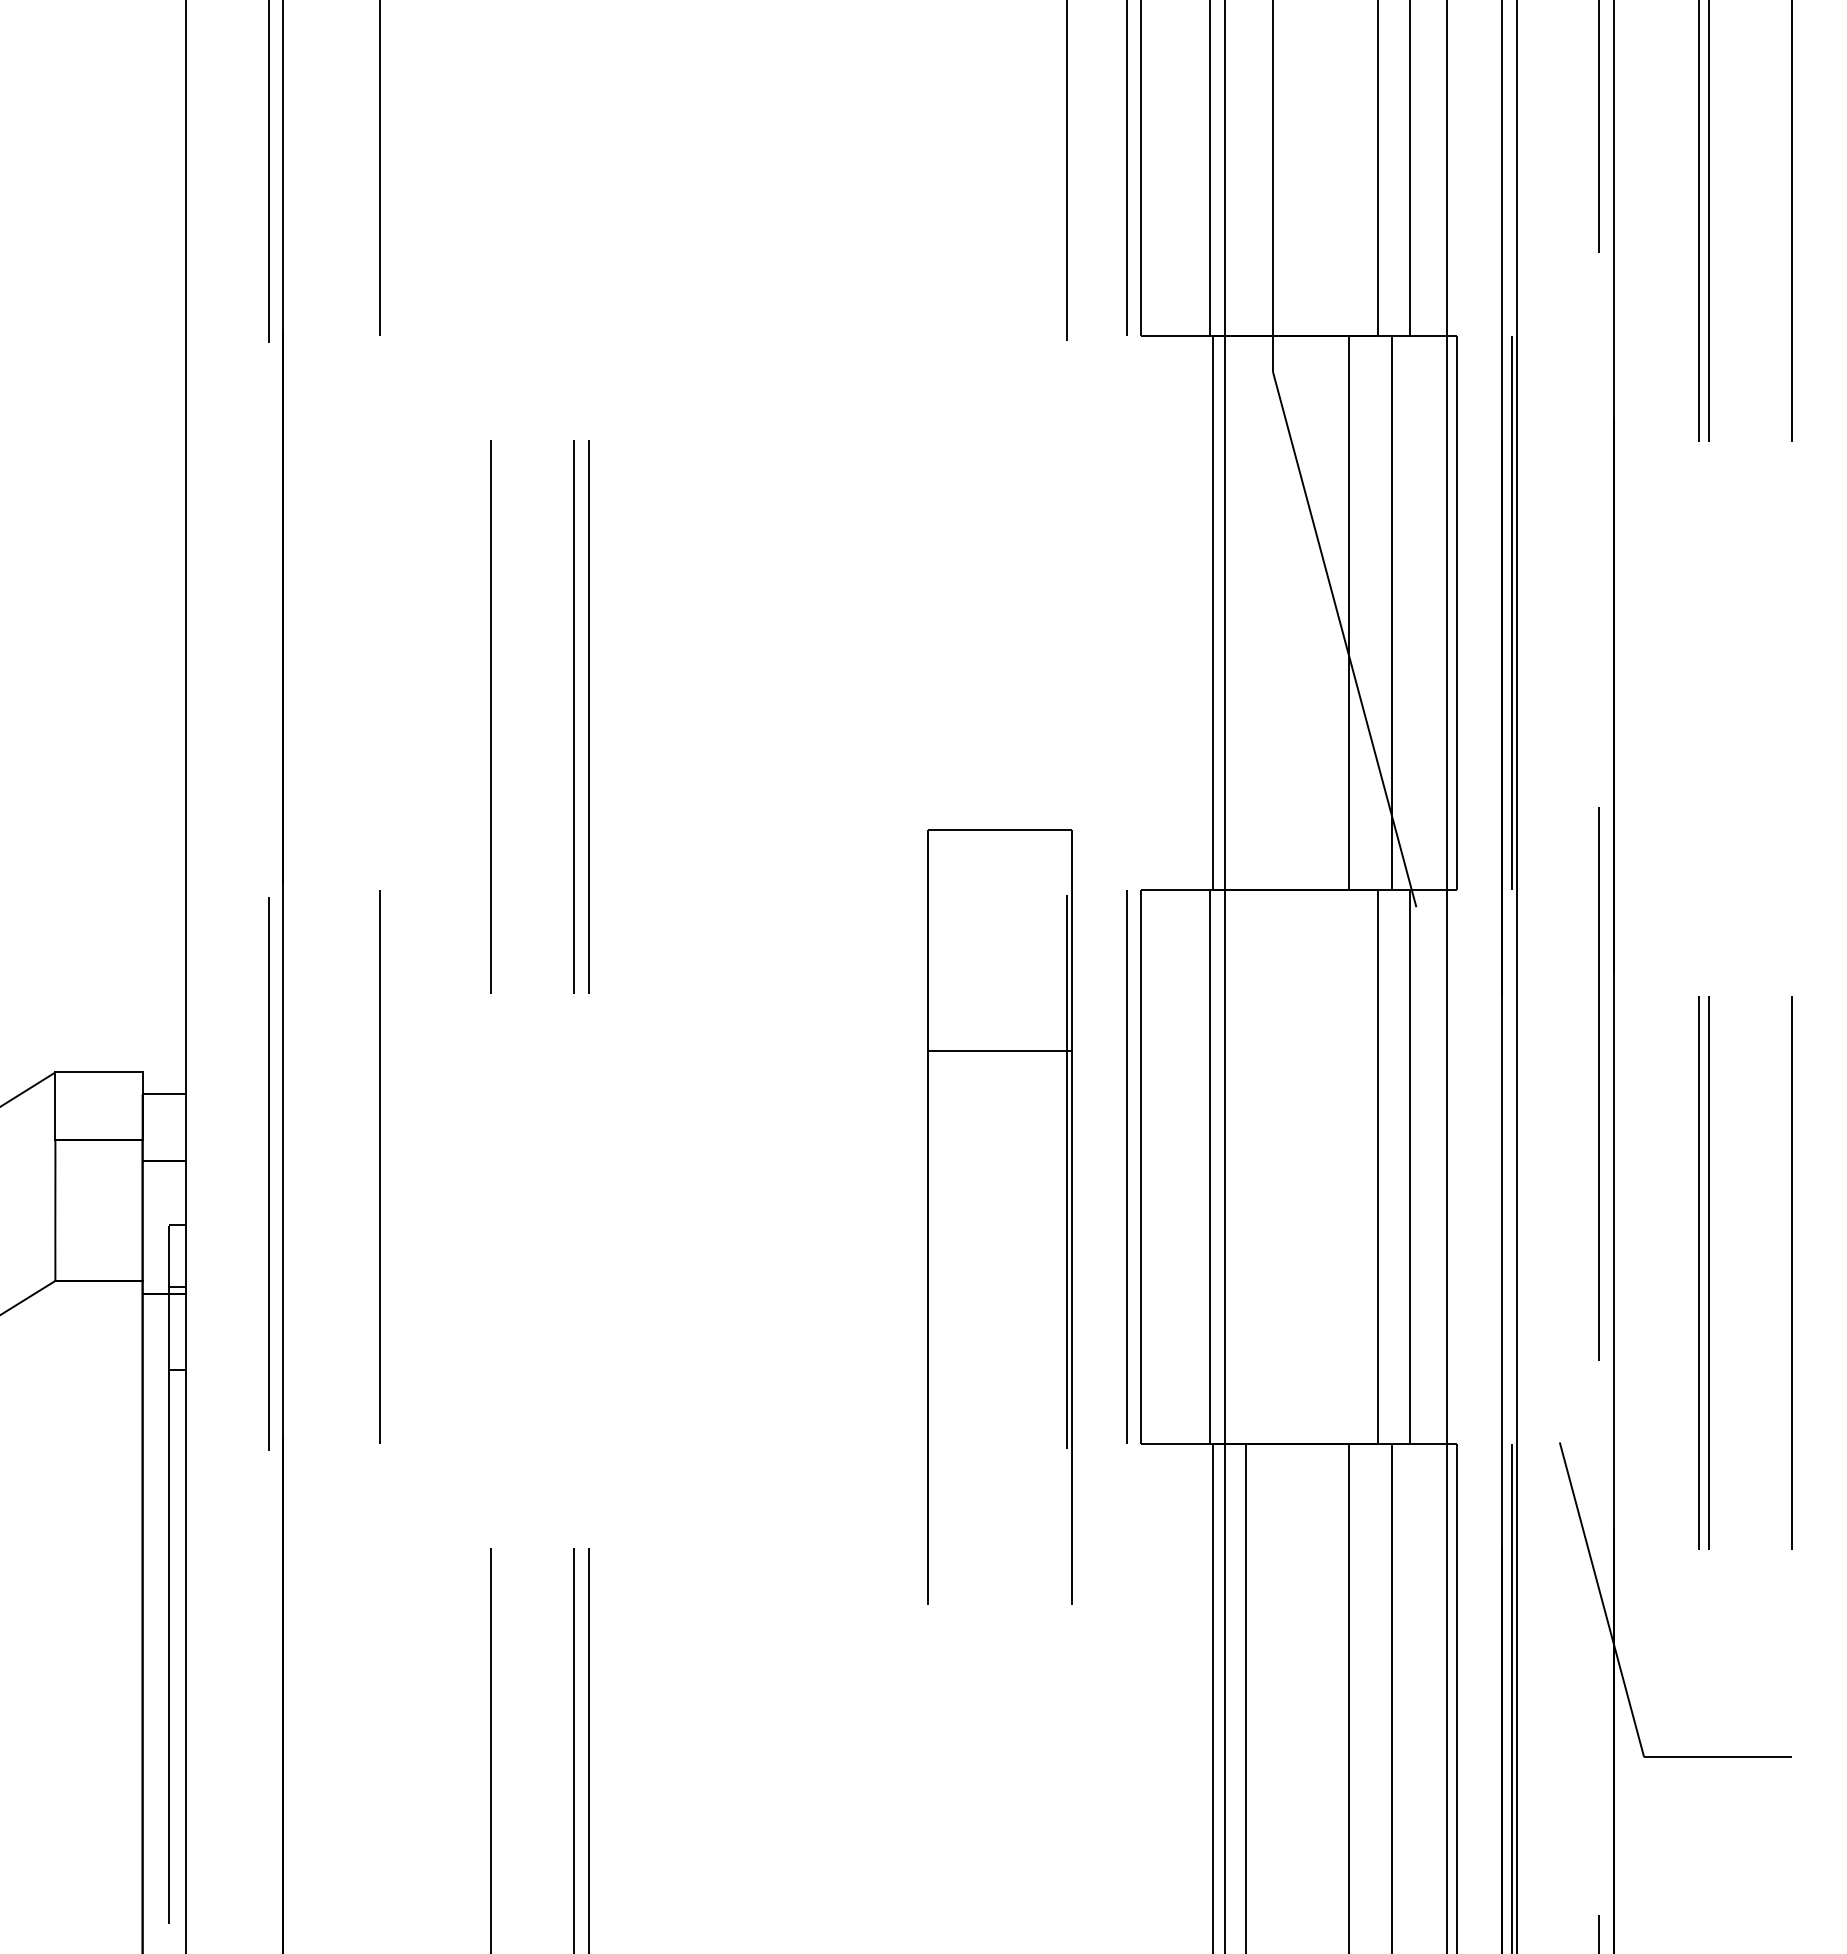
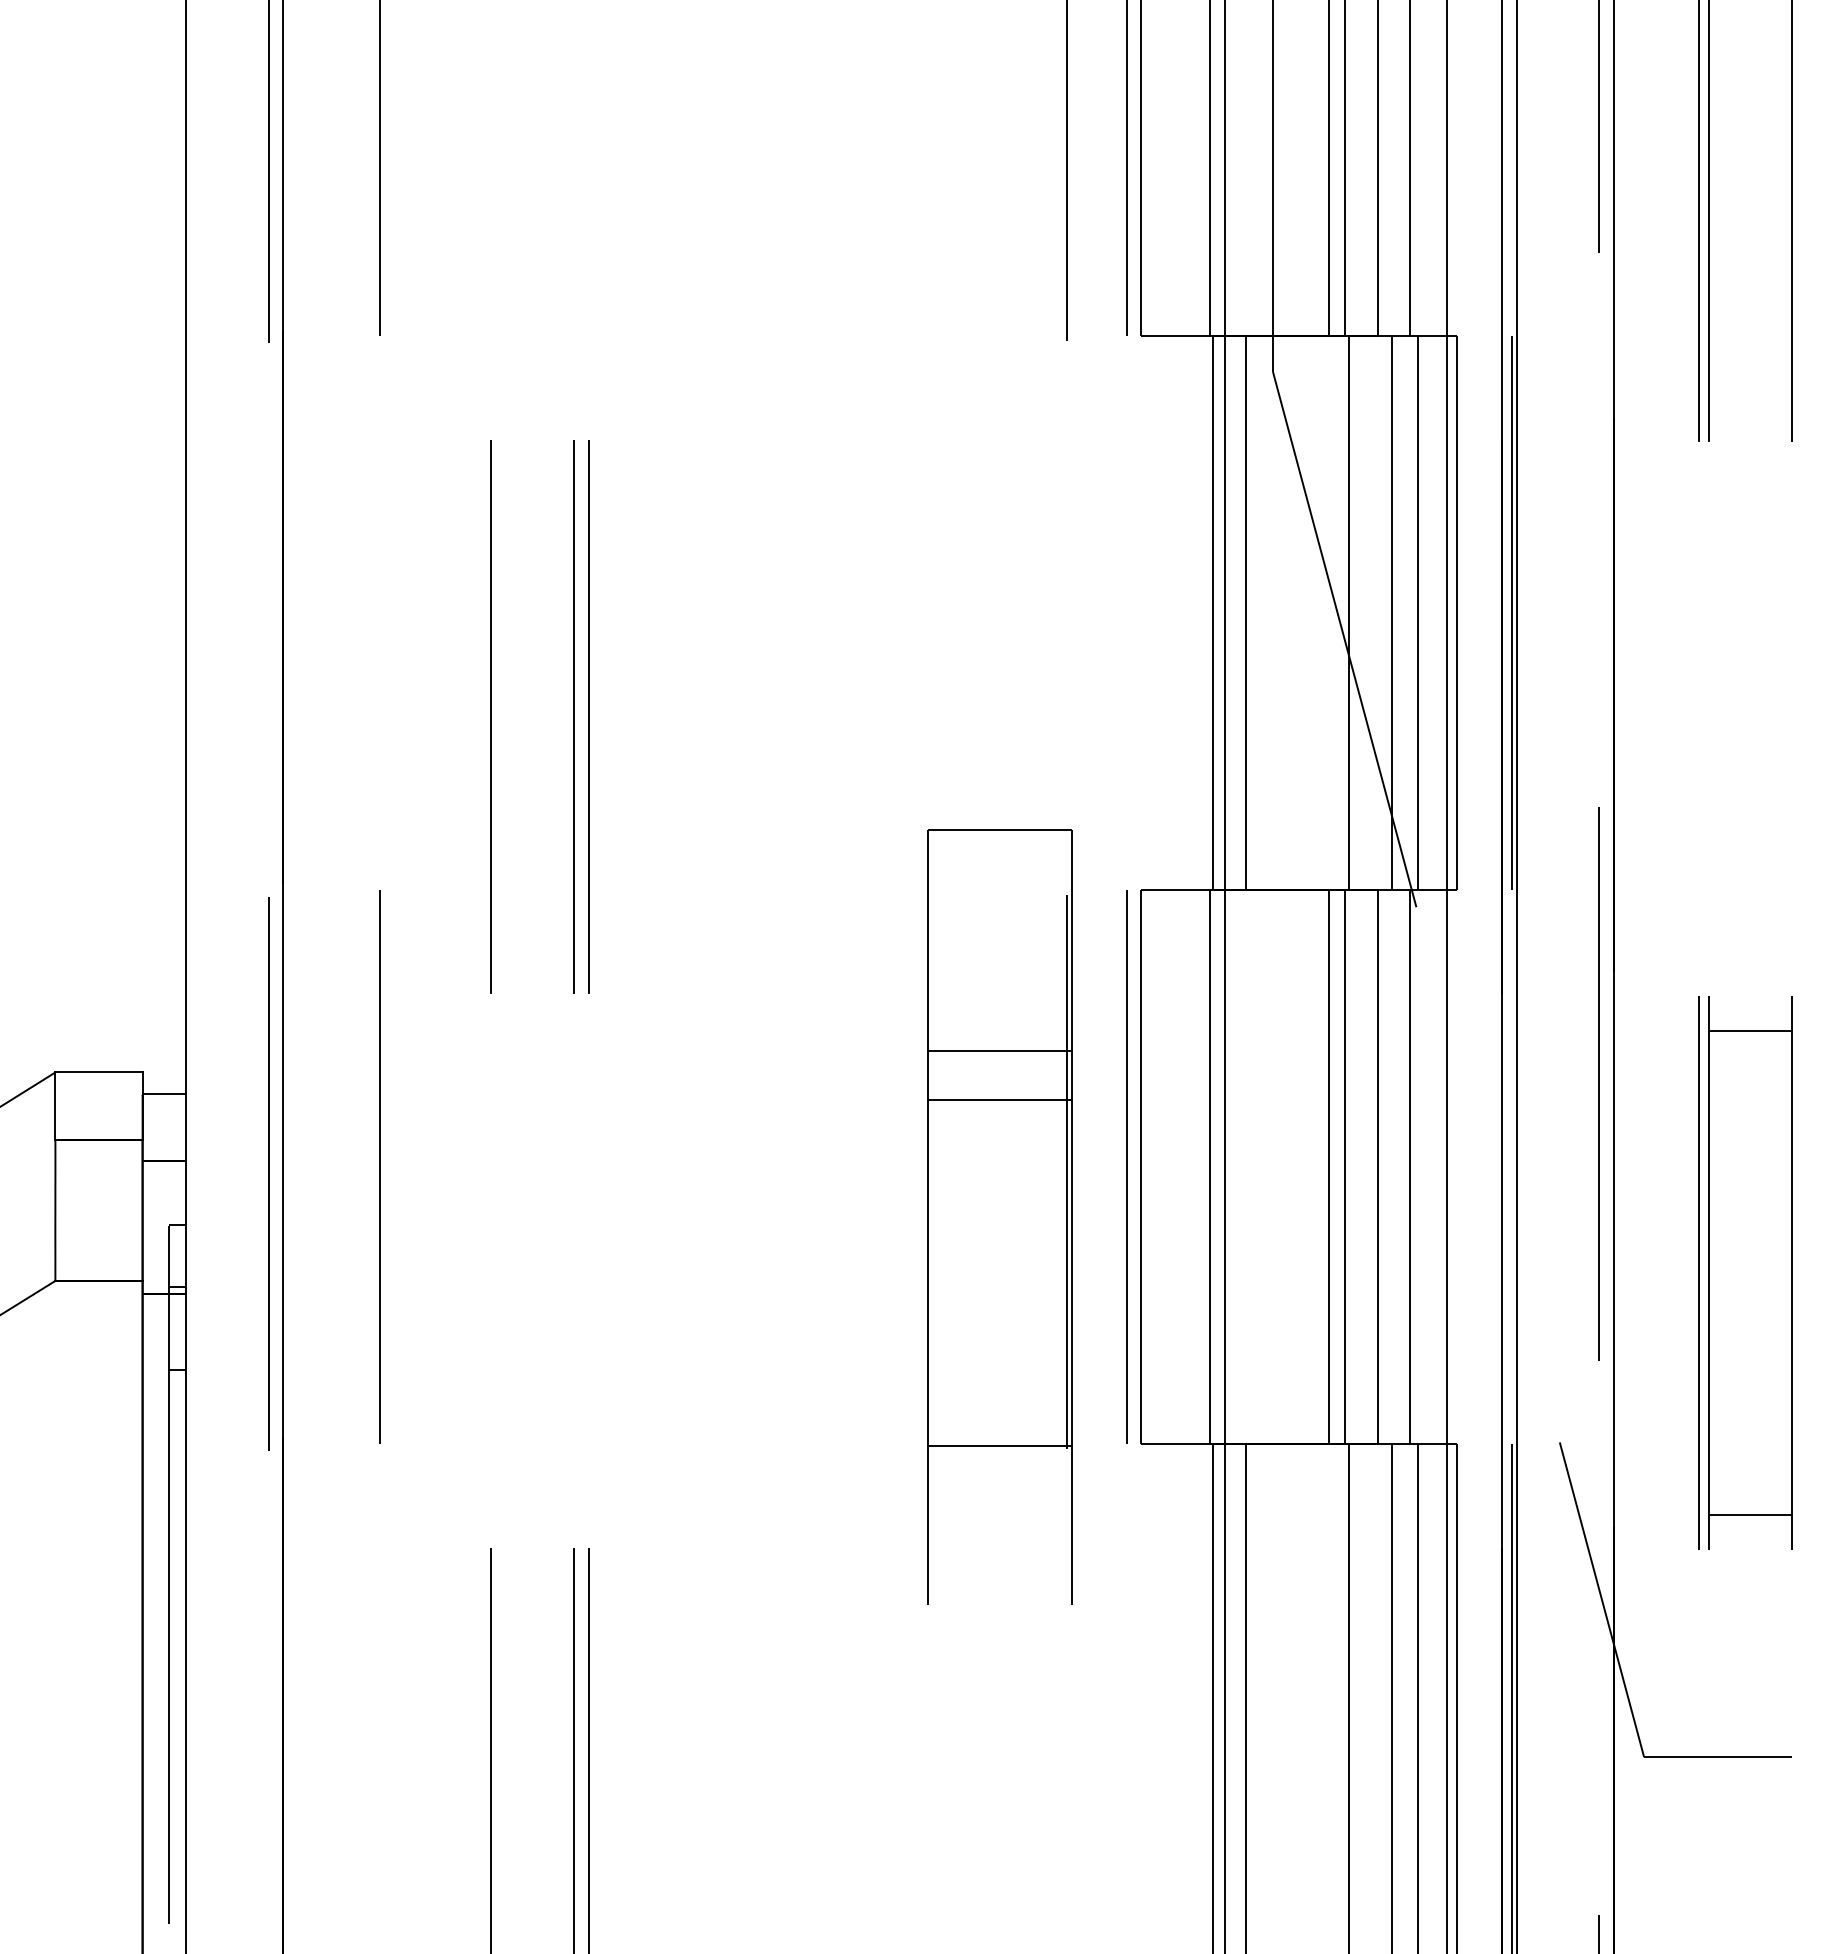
line: none -> present (1328, 168)
line: none -> present (1344, 168)
line: none -> present (1246, 612)
line: none -> present (1418, 612)
line: none -> present (1749, 1030)
line: none -> present (999, 1099)
line: none -> present (1328, 1166)
line: none -> present (1344, 1166)
line: none -> present (999, 1446)
line: none -> present (1749, 1515)
line: none -> present (1418, 1696)
